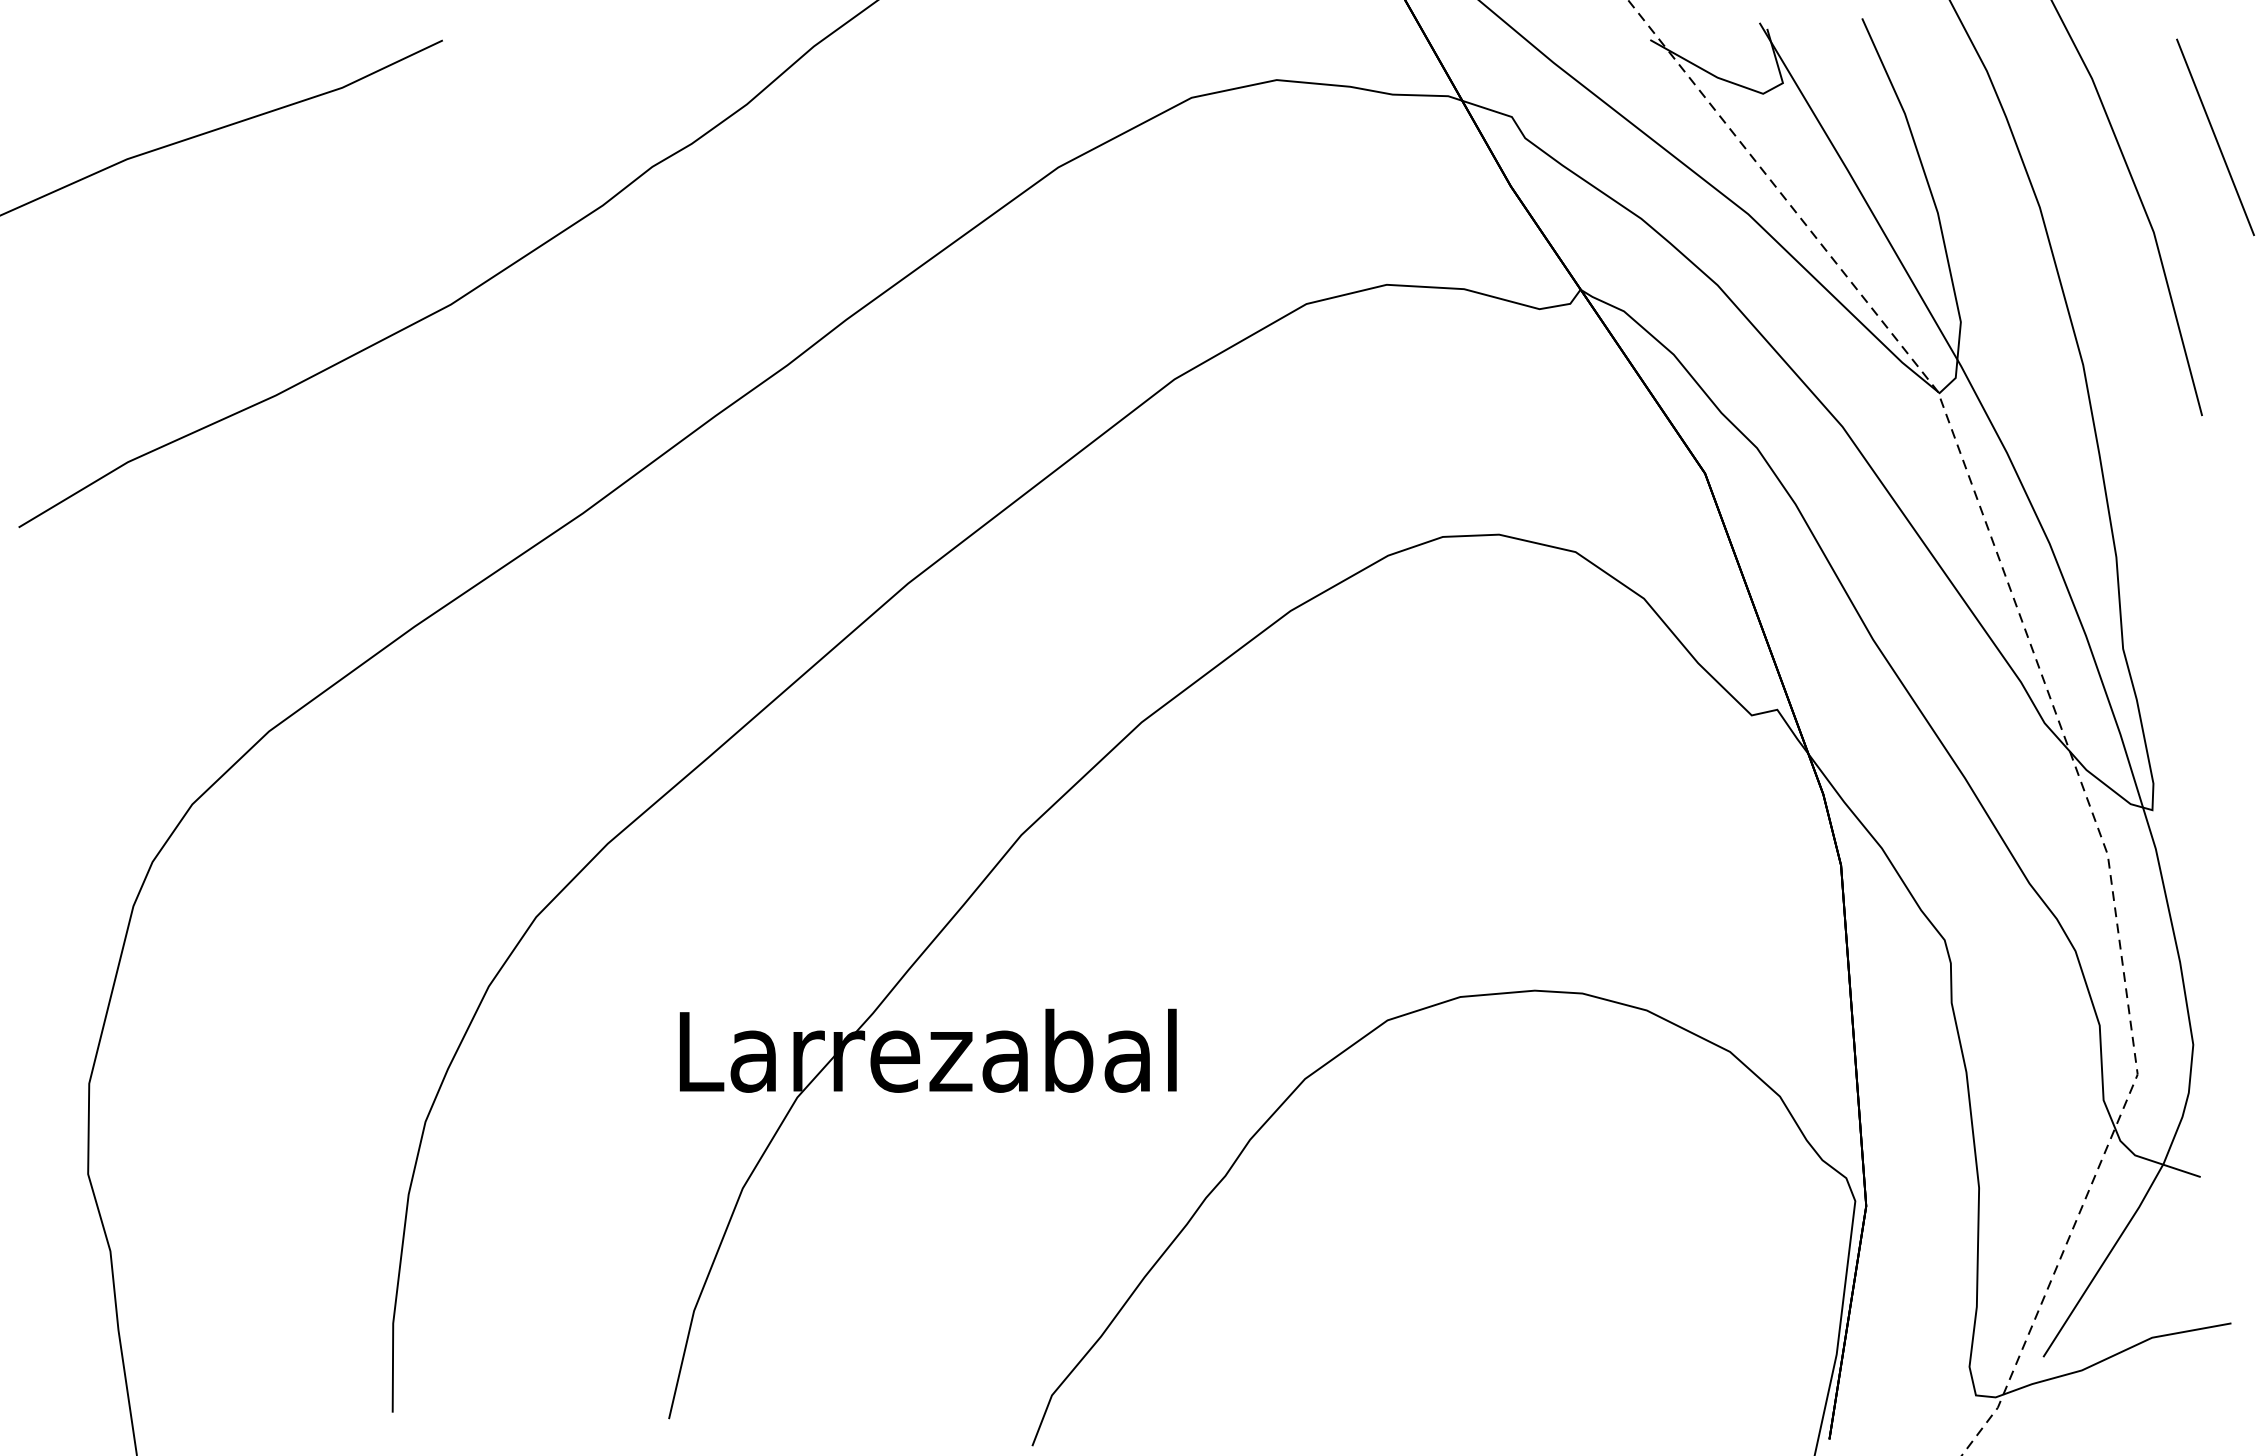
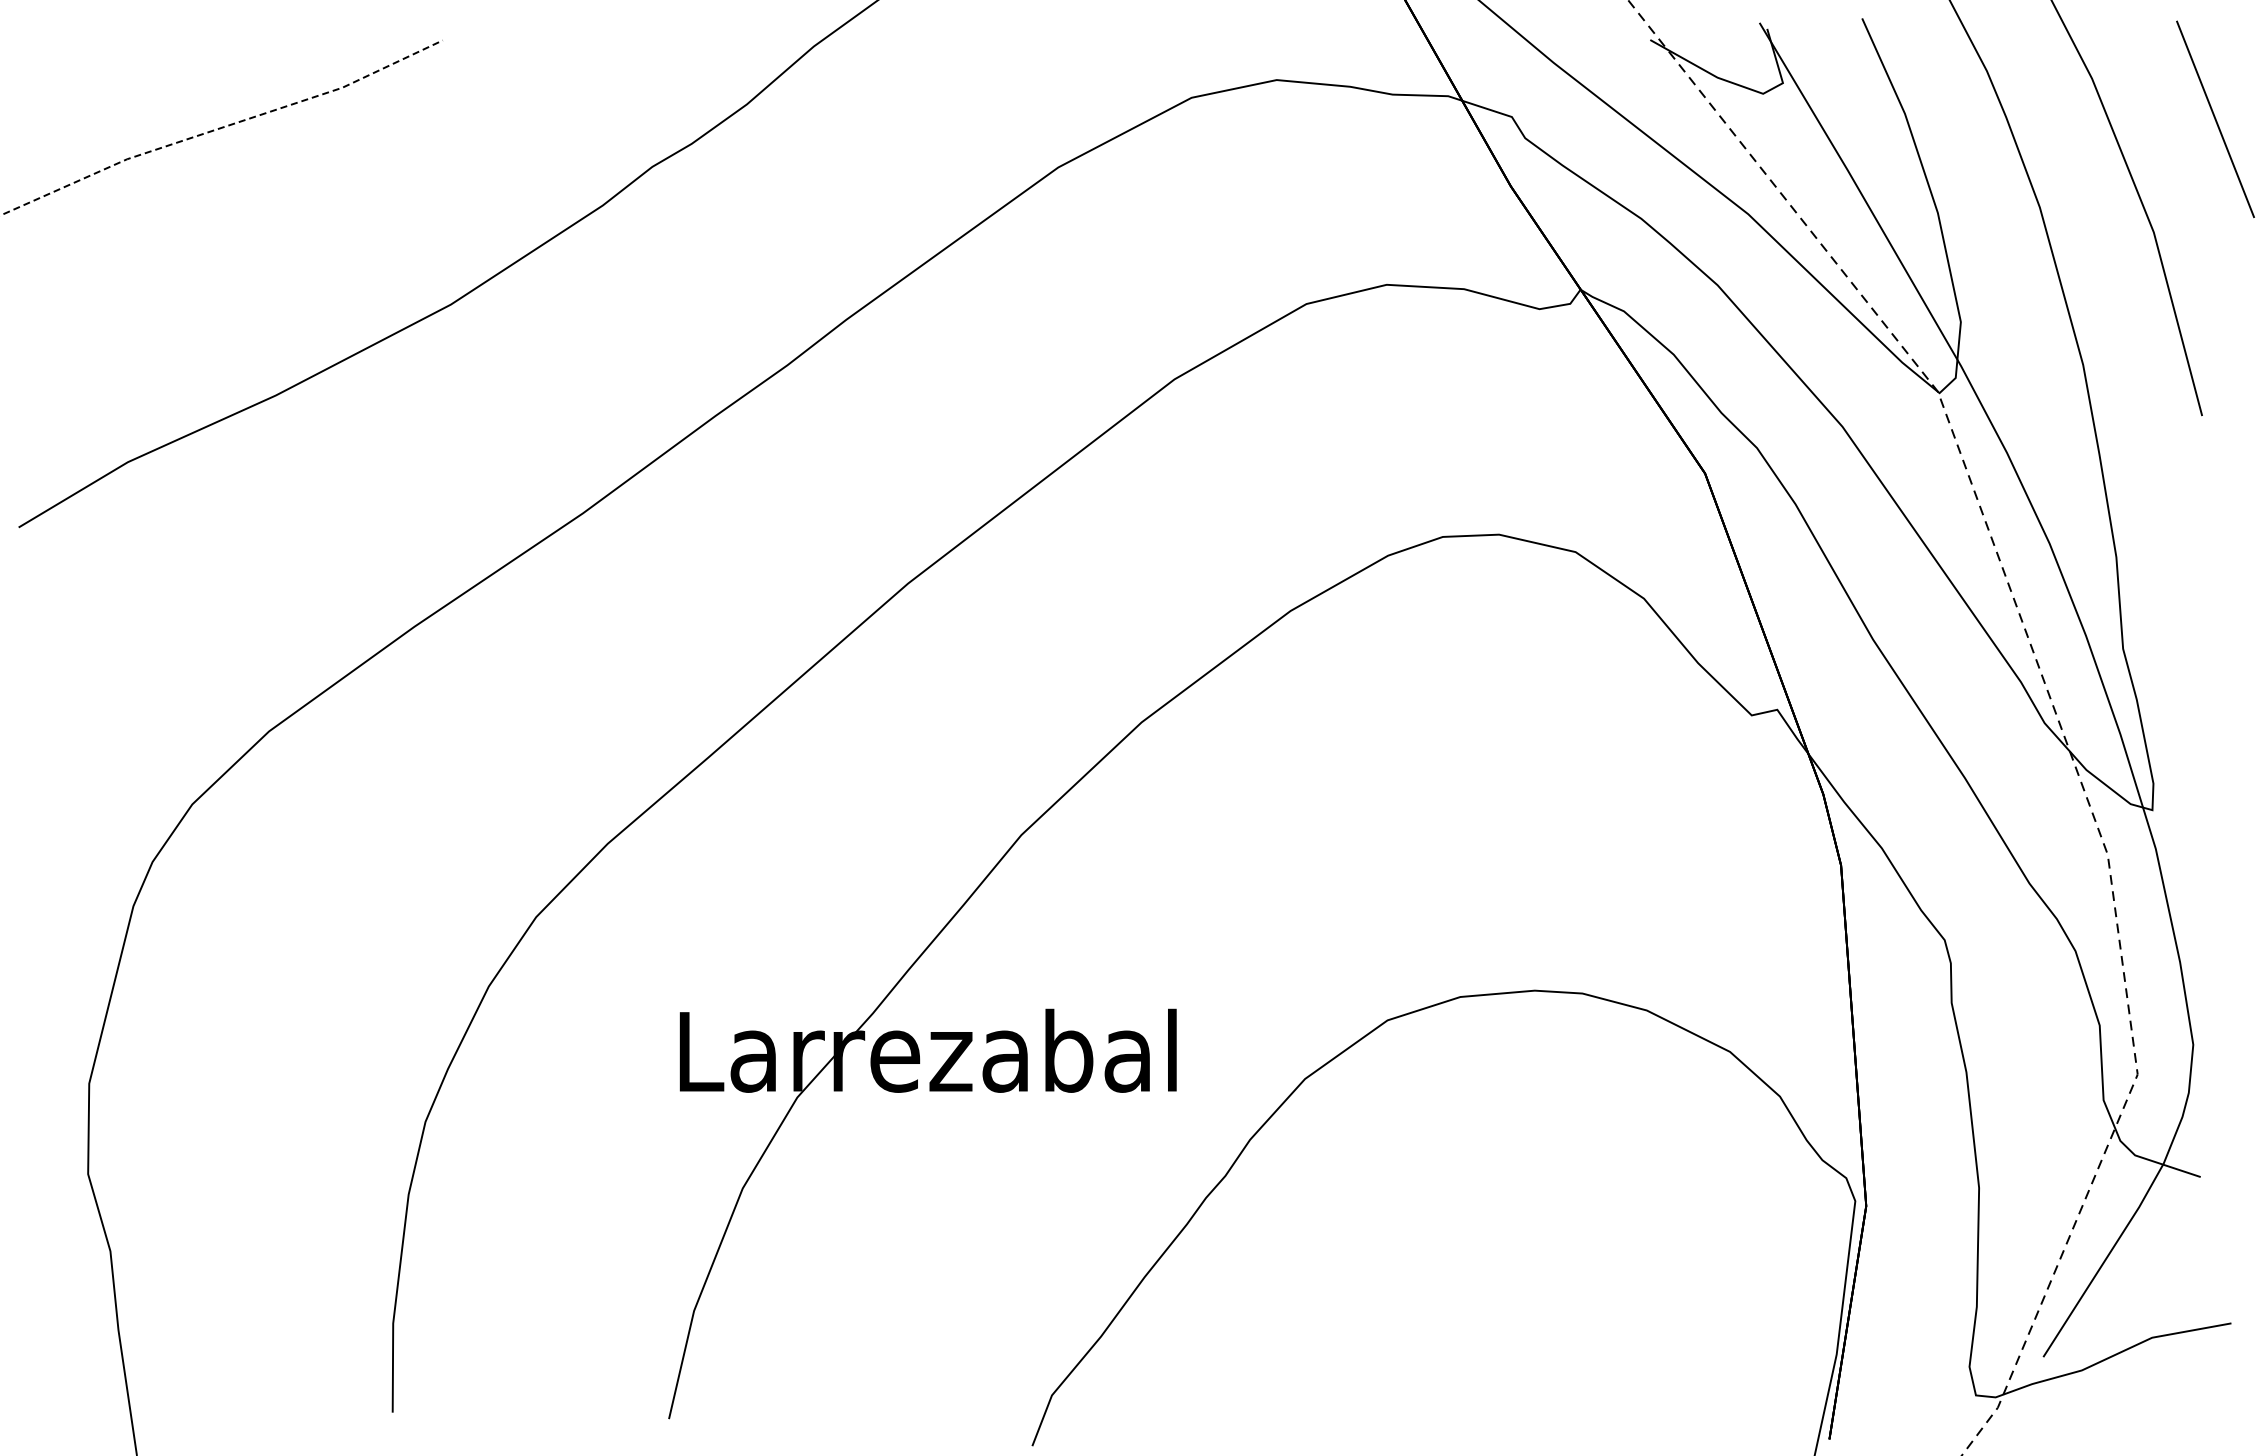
line: solid -> dashed (221, 127)
line position: (2215, 137) -> (2215, 119) (2215, 119)
